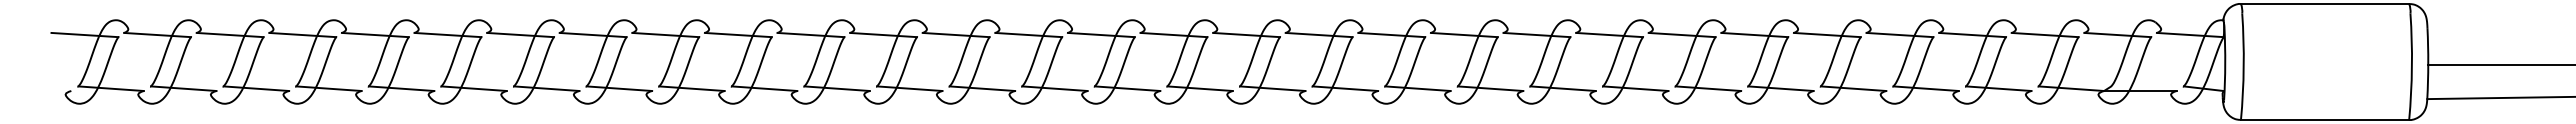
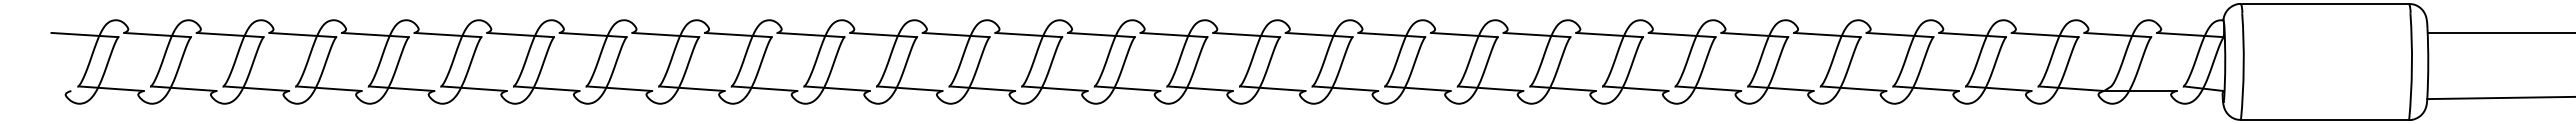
line position: (2499, 64) -> (2499, 32) (2499, 32)
